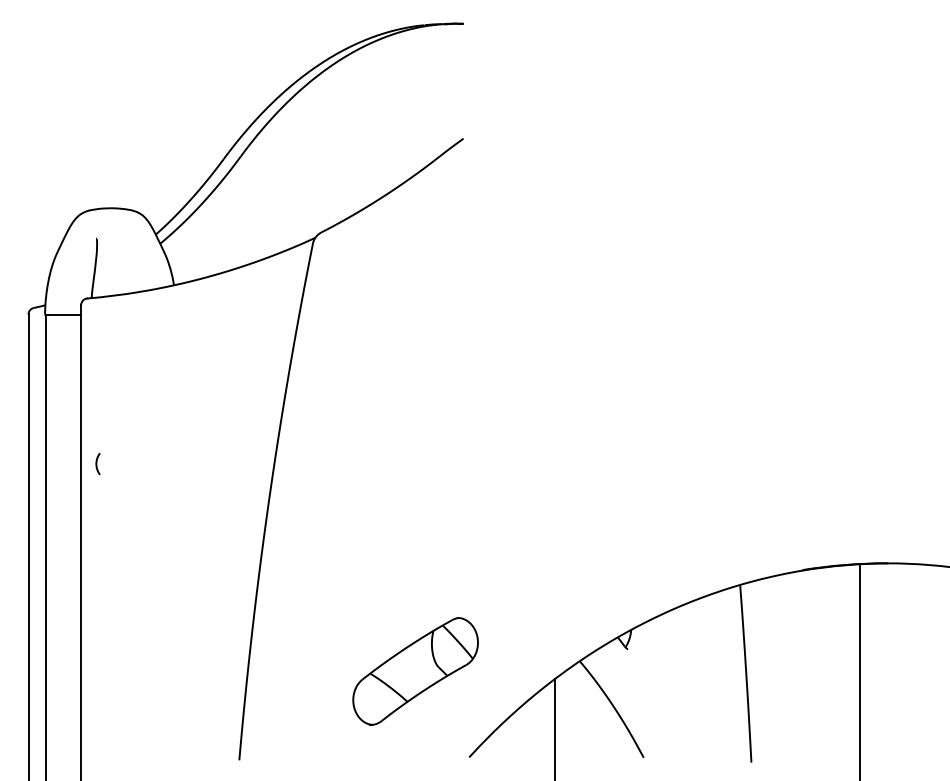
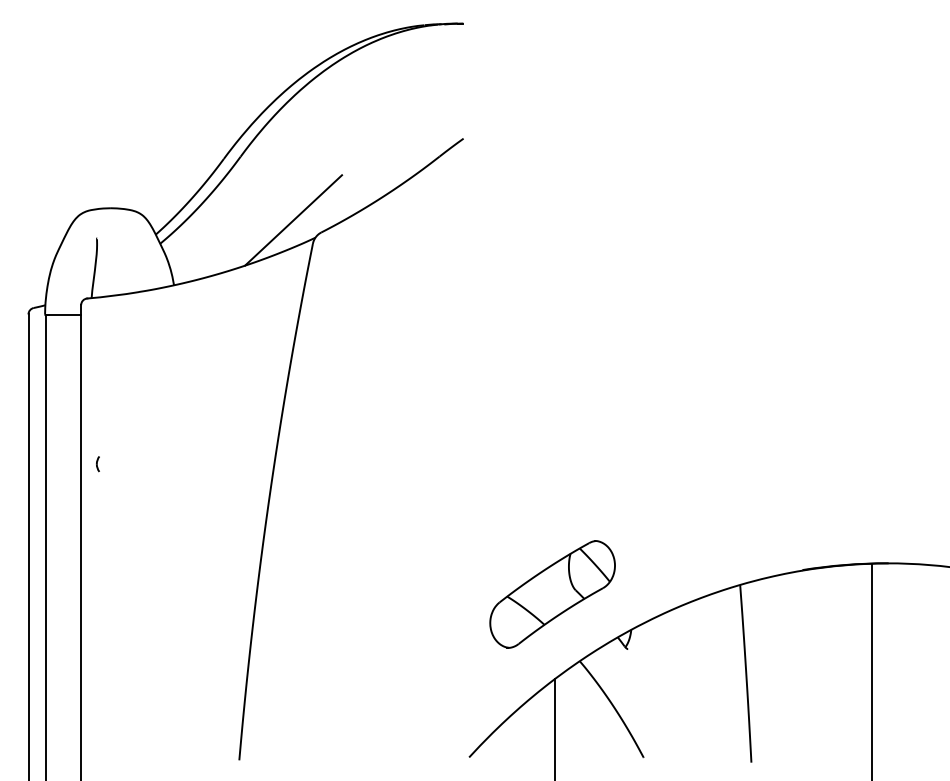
line: none -> present (293, 220)
part size: 6x23 px -> 4x17 px (97, 464)
line position: (859, 670) -> (871, 670) (871, 670)
part position: (415, 671) -> (552, 594) (552, 594)
